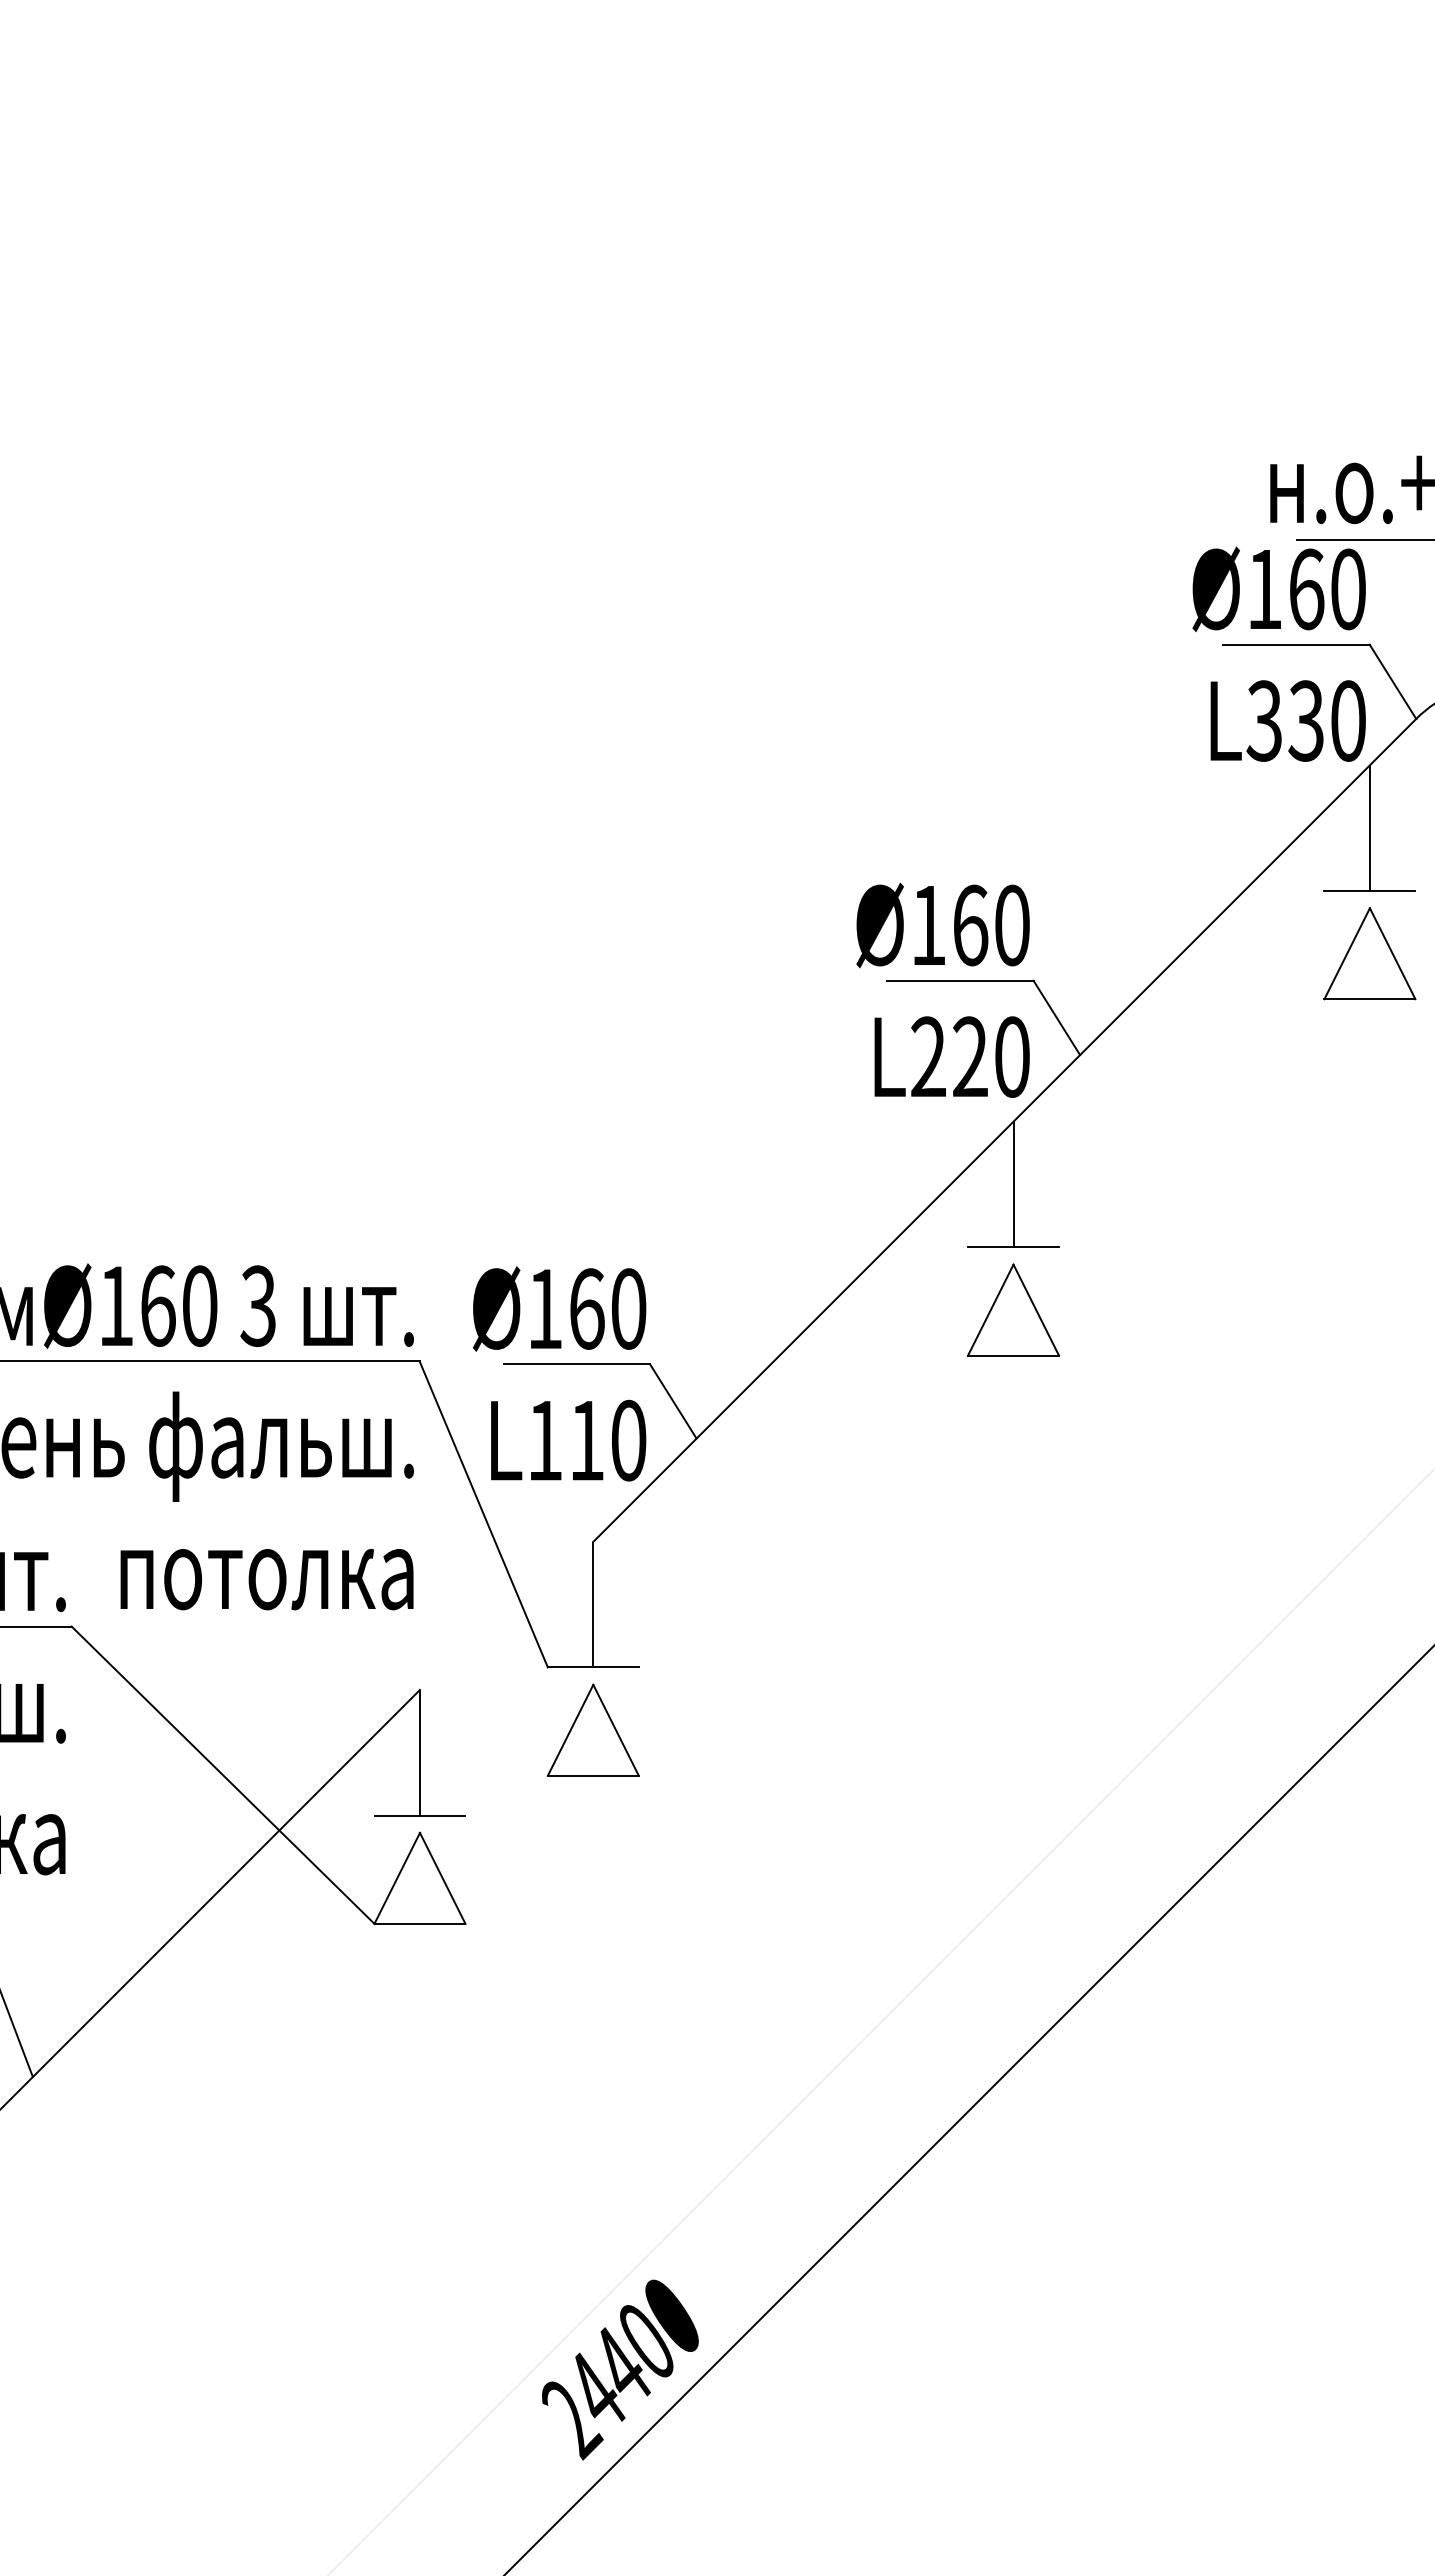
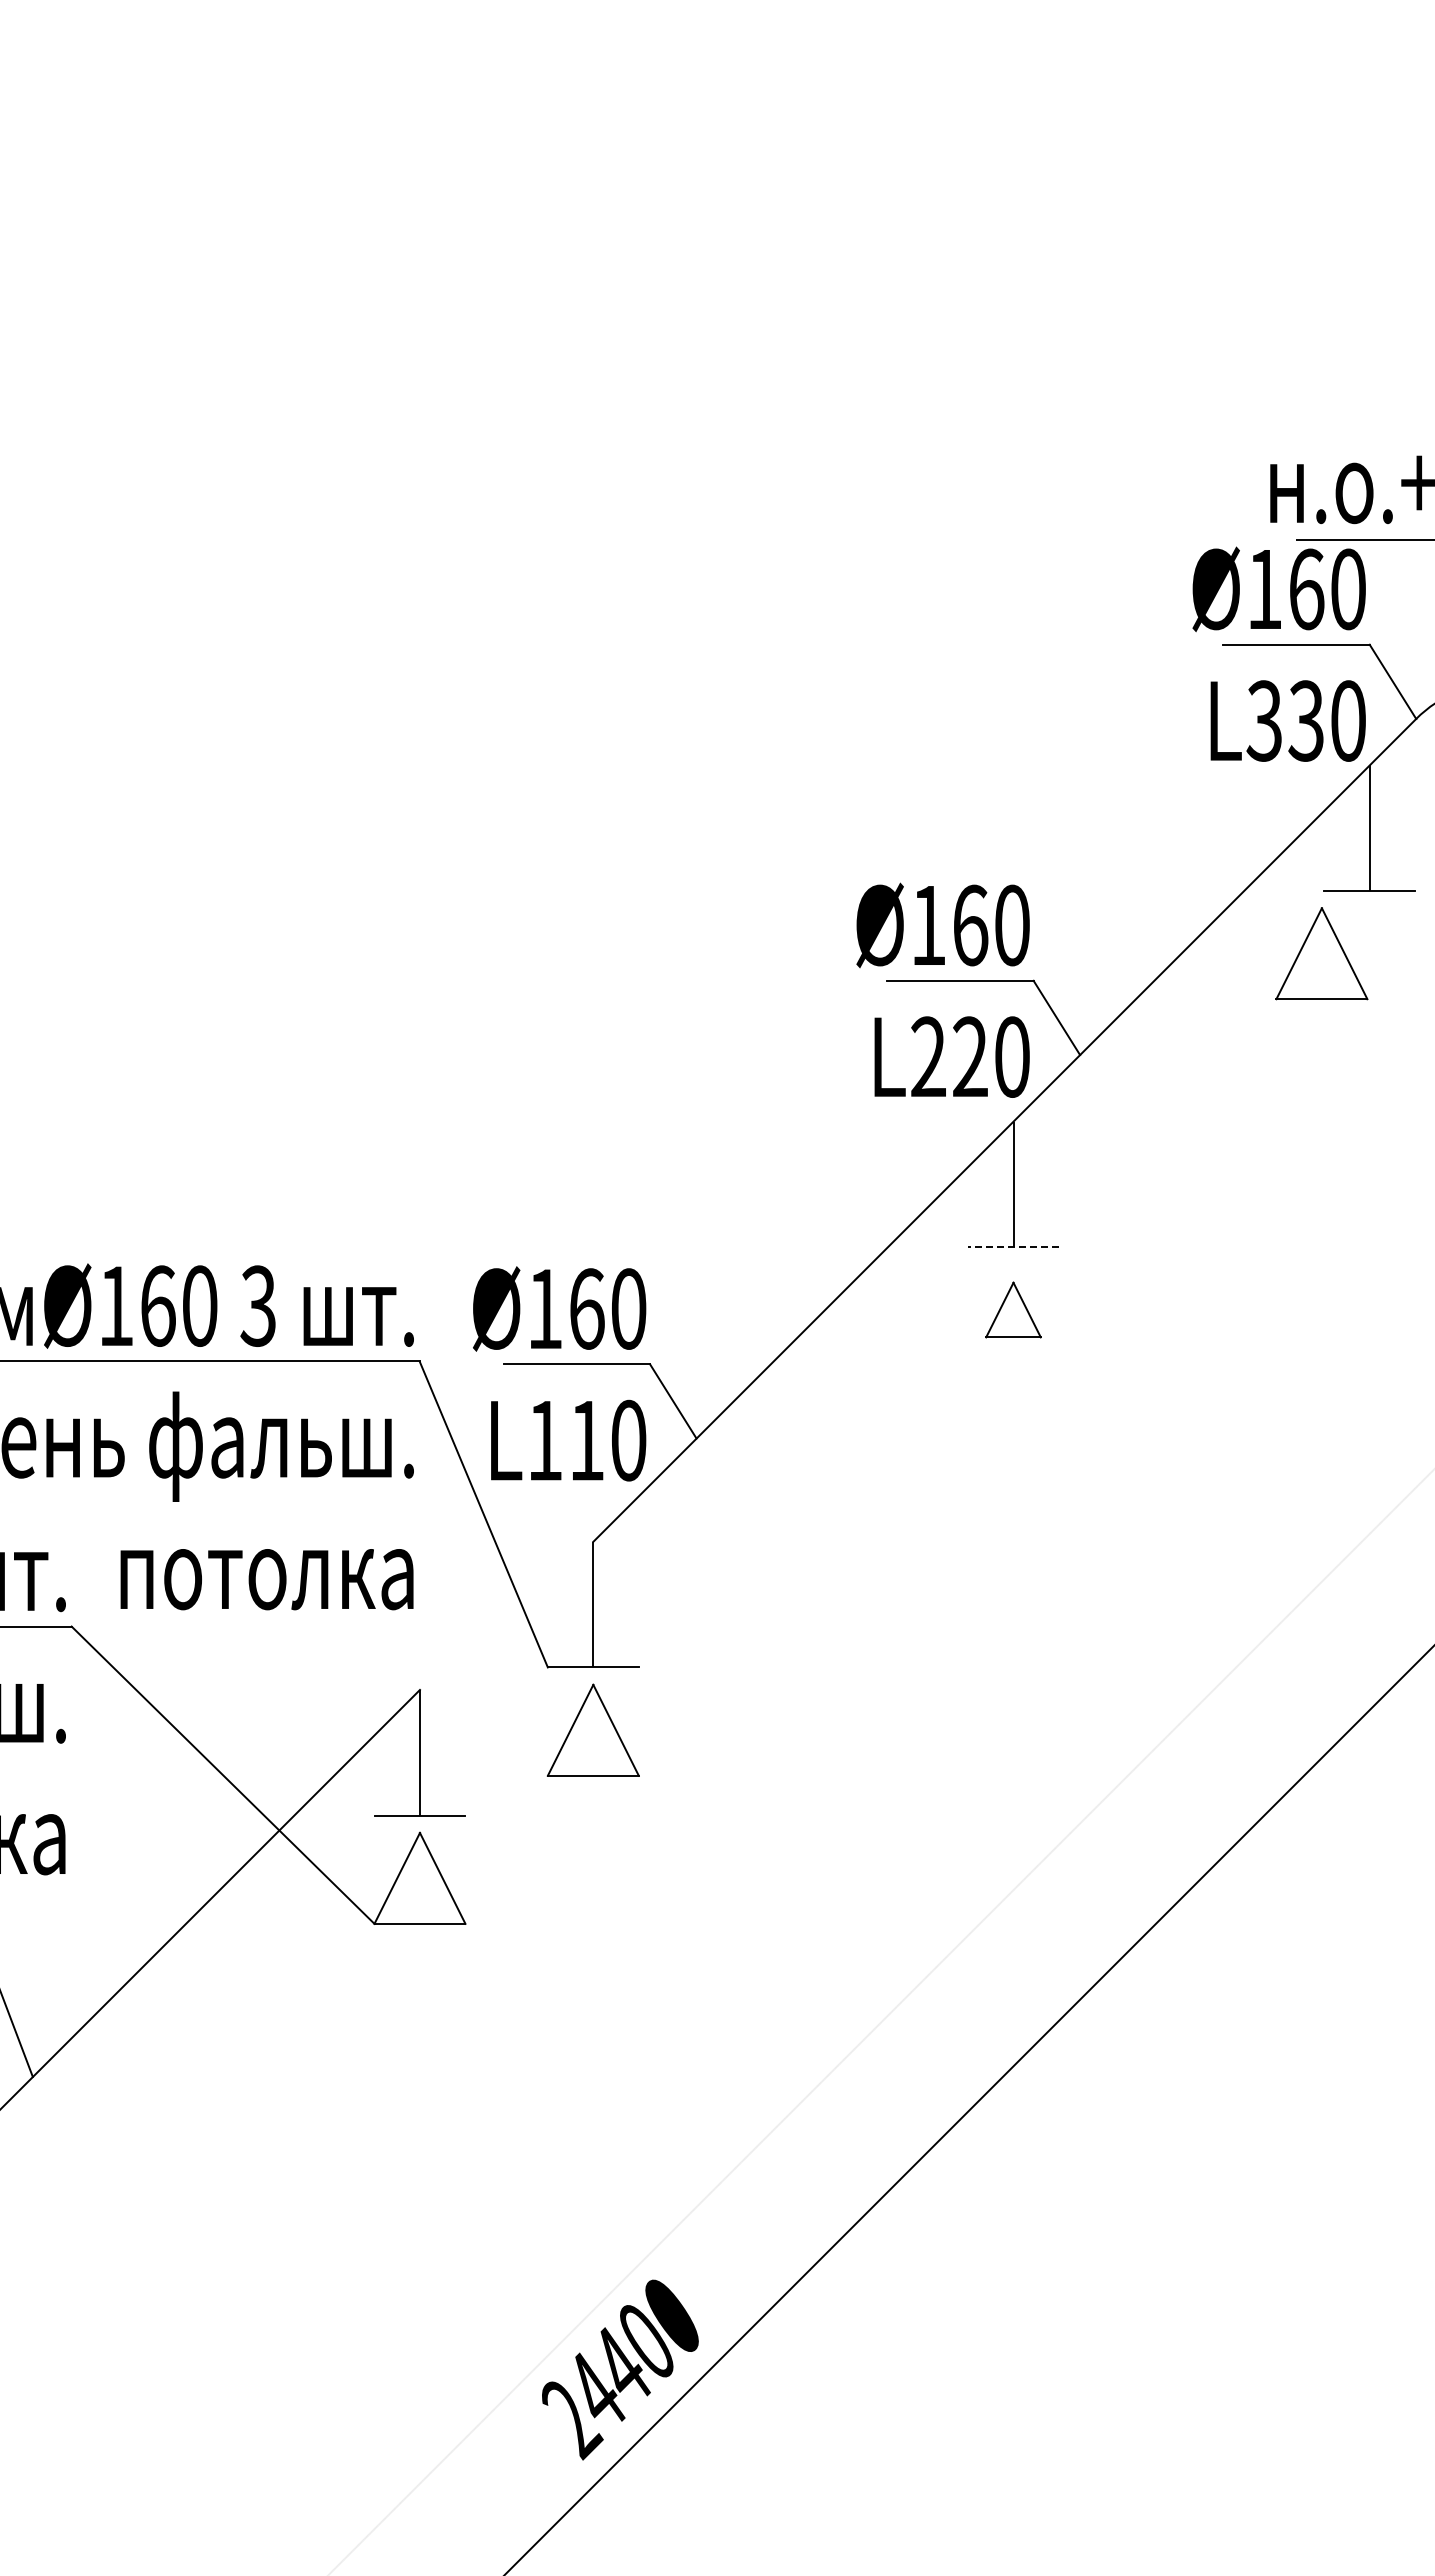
part position: (1369, 953) -> (1321, 953) (1321, 953)
line: solid -> dashed (1013, 1247)
part size: 93x94 px -> 57x58 px (1013, 1309)
